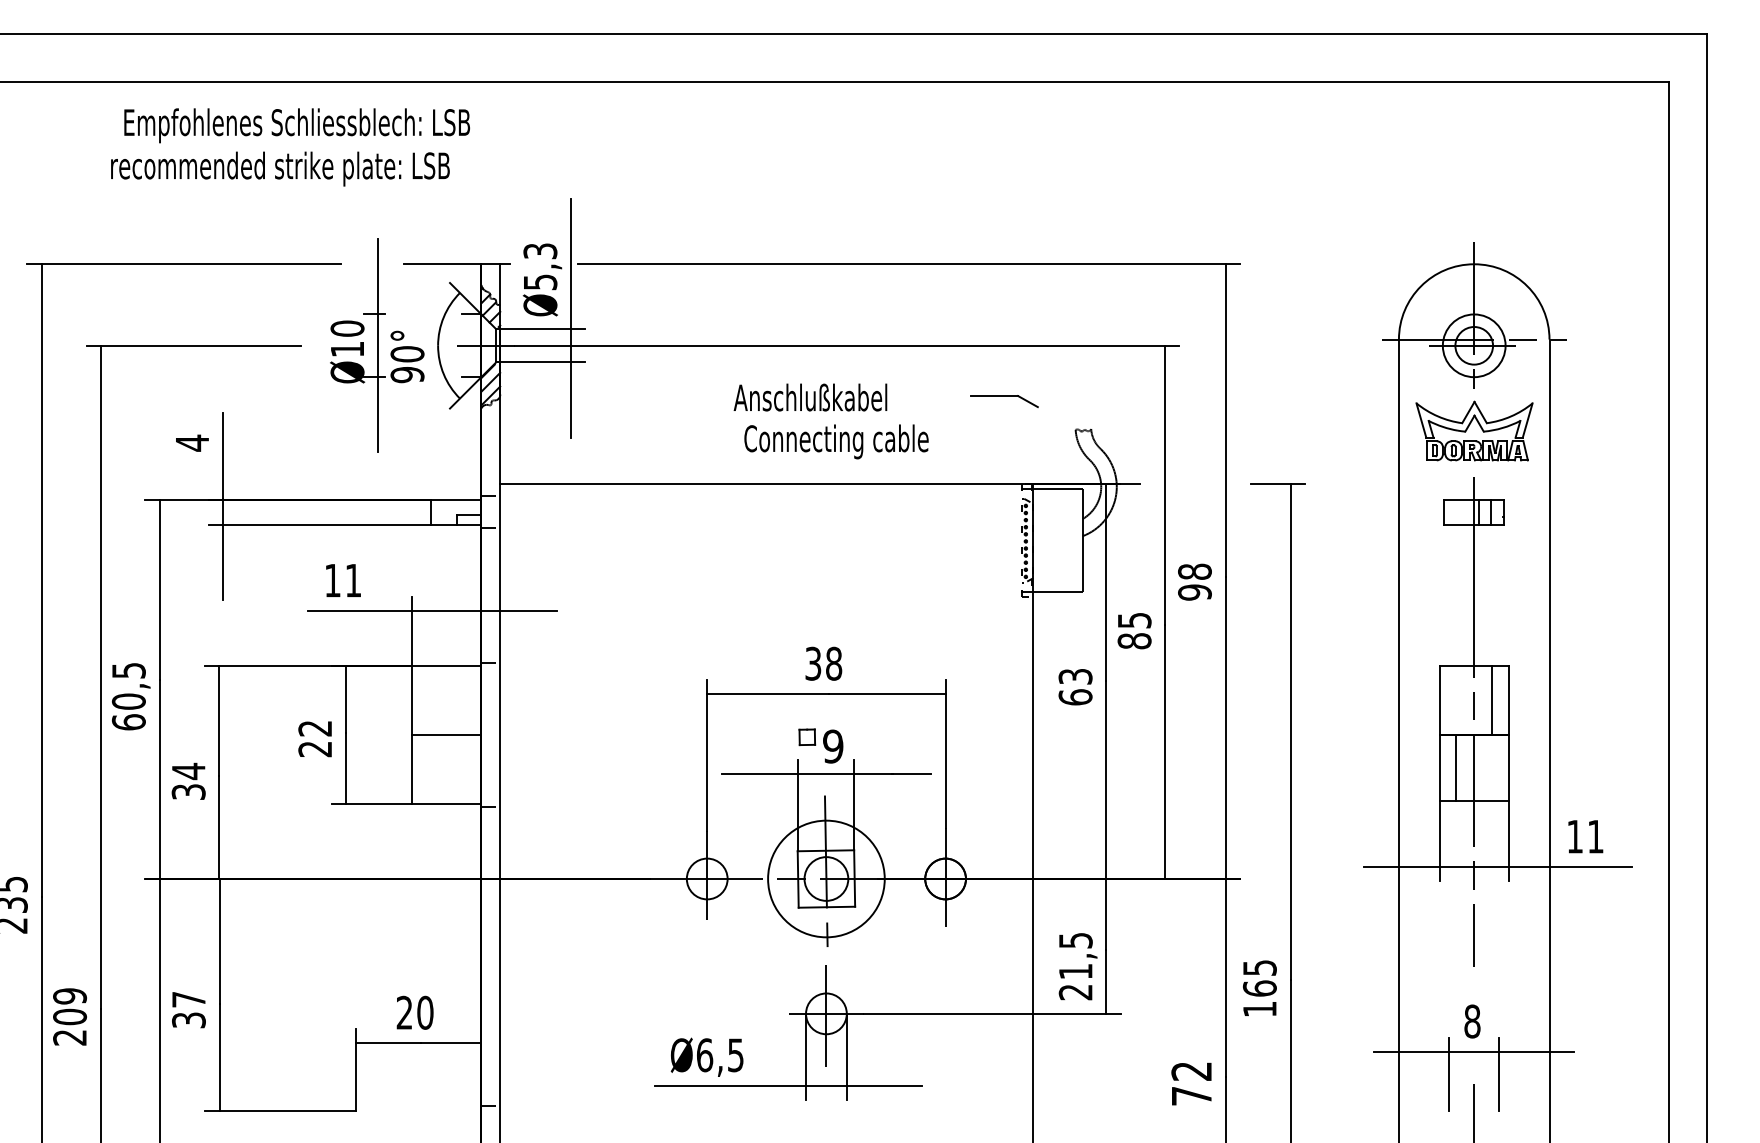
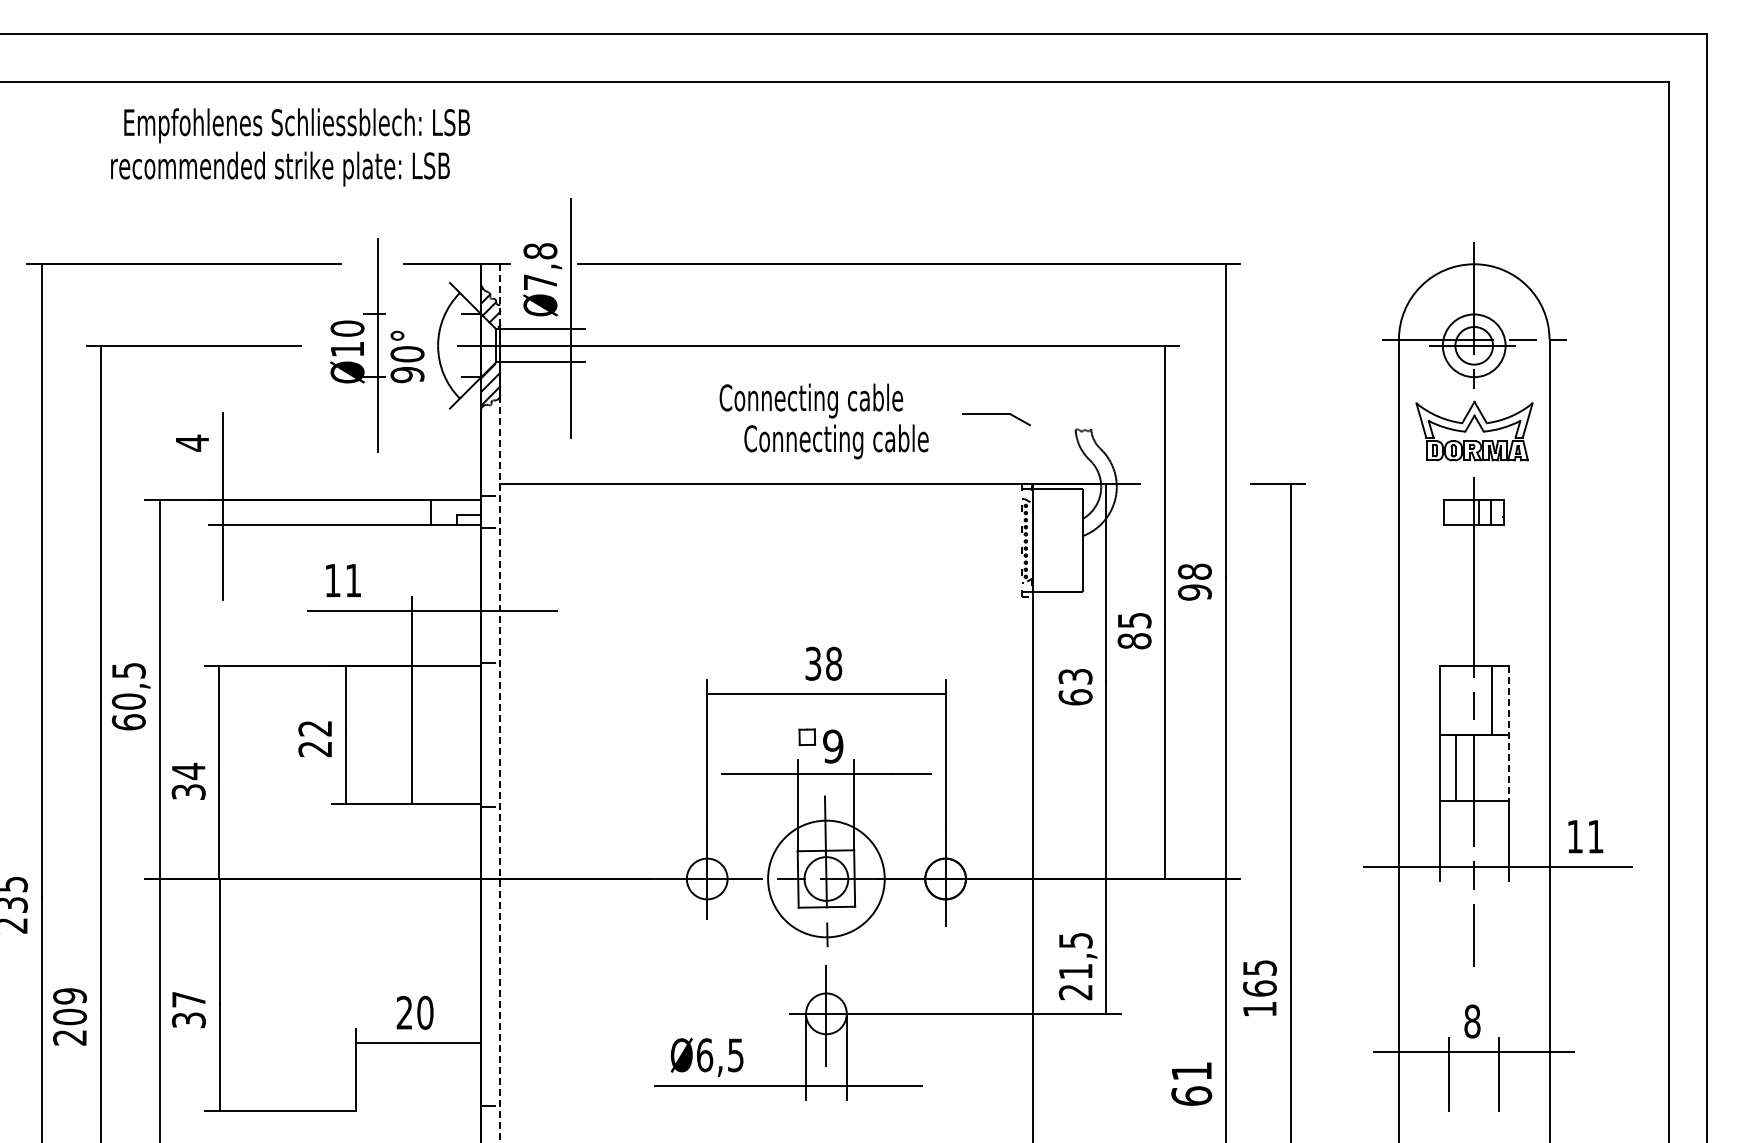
text: Ø5,3 -> Ø7,8 (540, 266)
text: Anschlußkabel -> Connecting cable (811, 400)
part position: (1004, 401) -> (996, 419) (996, 419)
line: solid -> dashed (500, 704)
line: solid -> dashed (1508, 733)
line: present -> none (446, 734)
text: 72 -> 61 (1191, 1083)
line: present -> none (1474, 1111)
